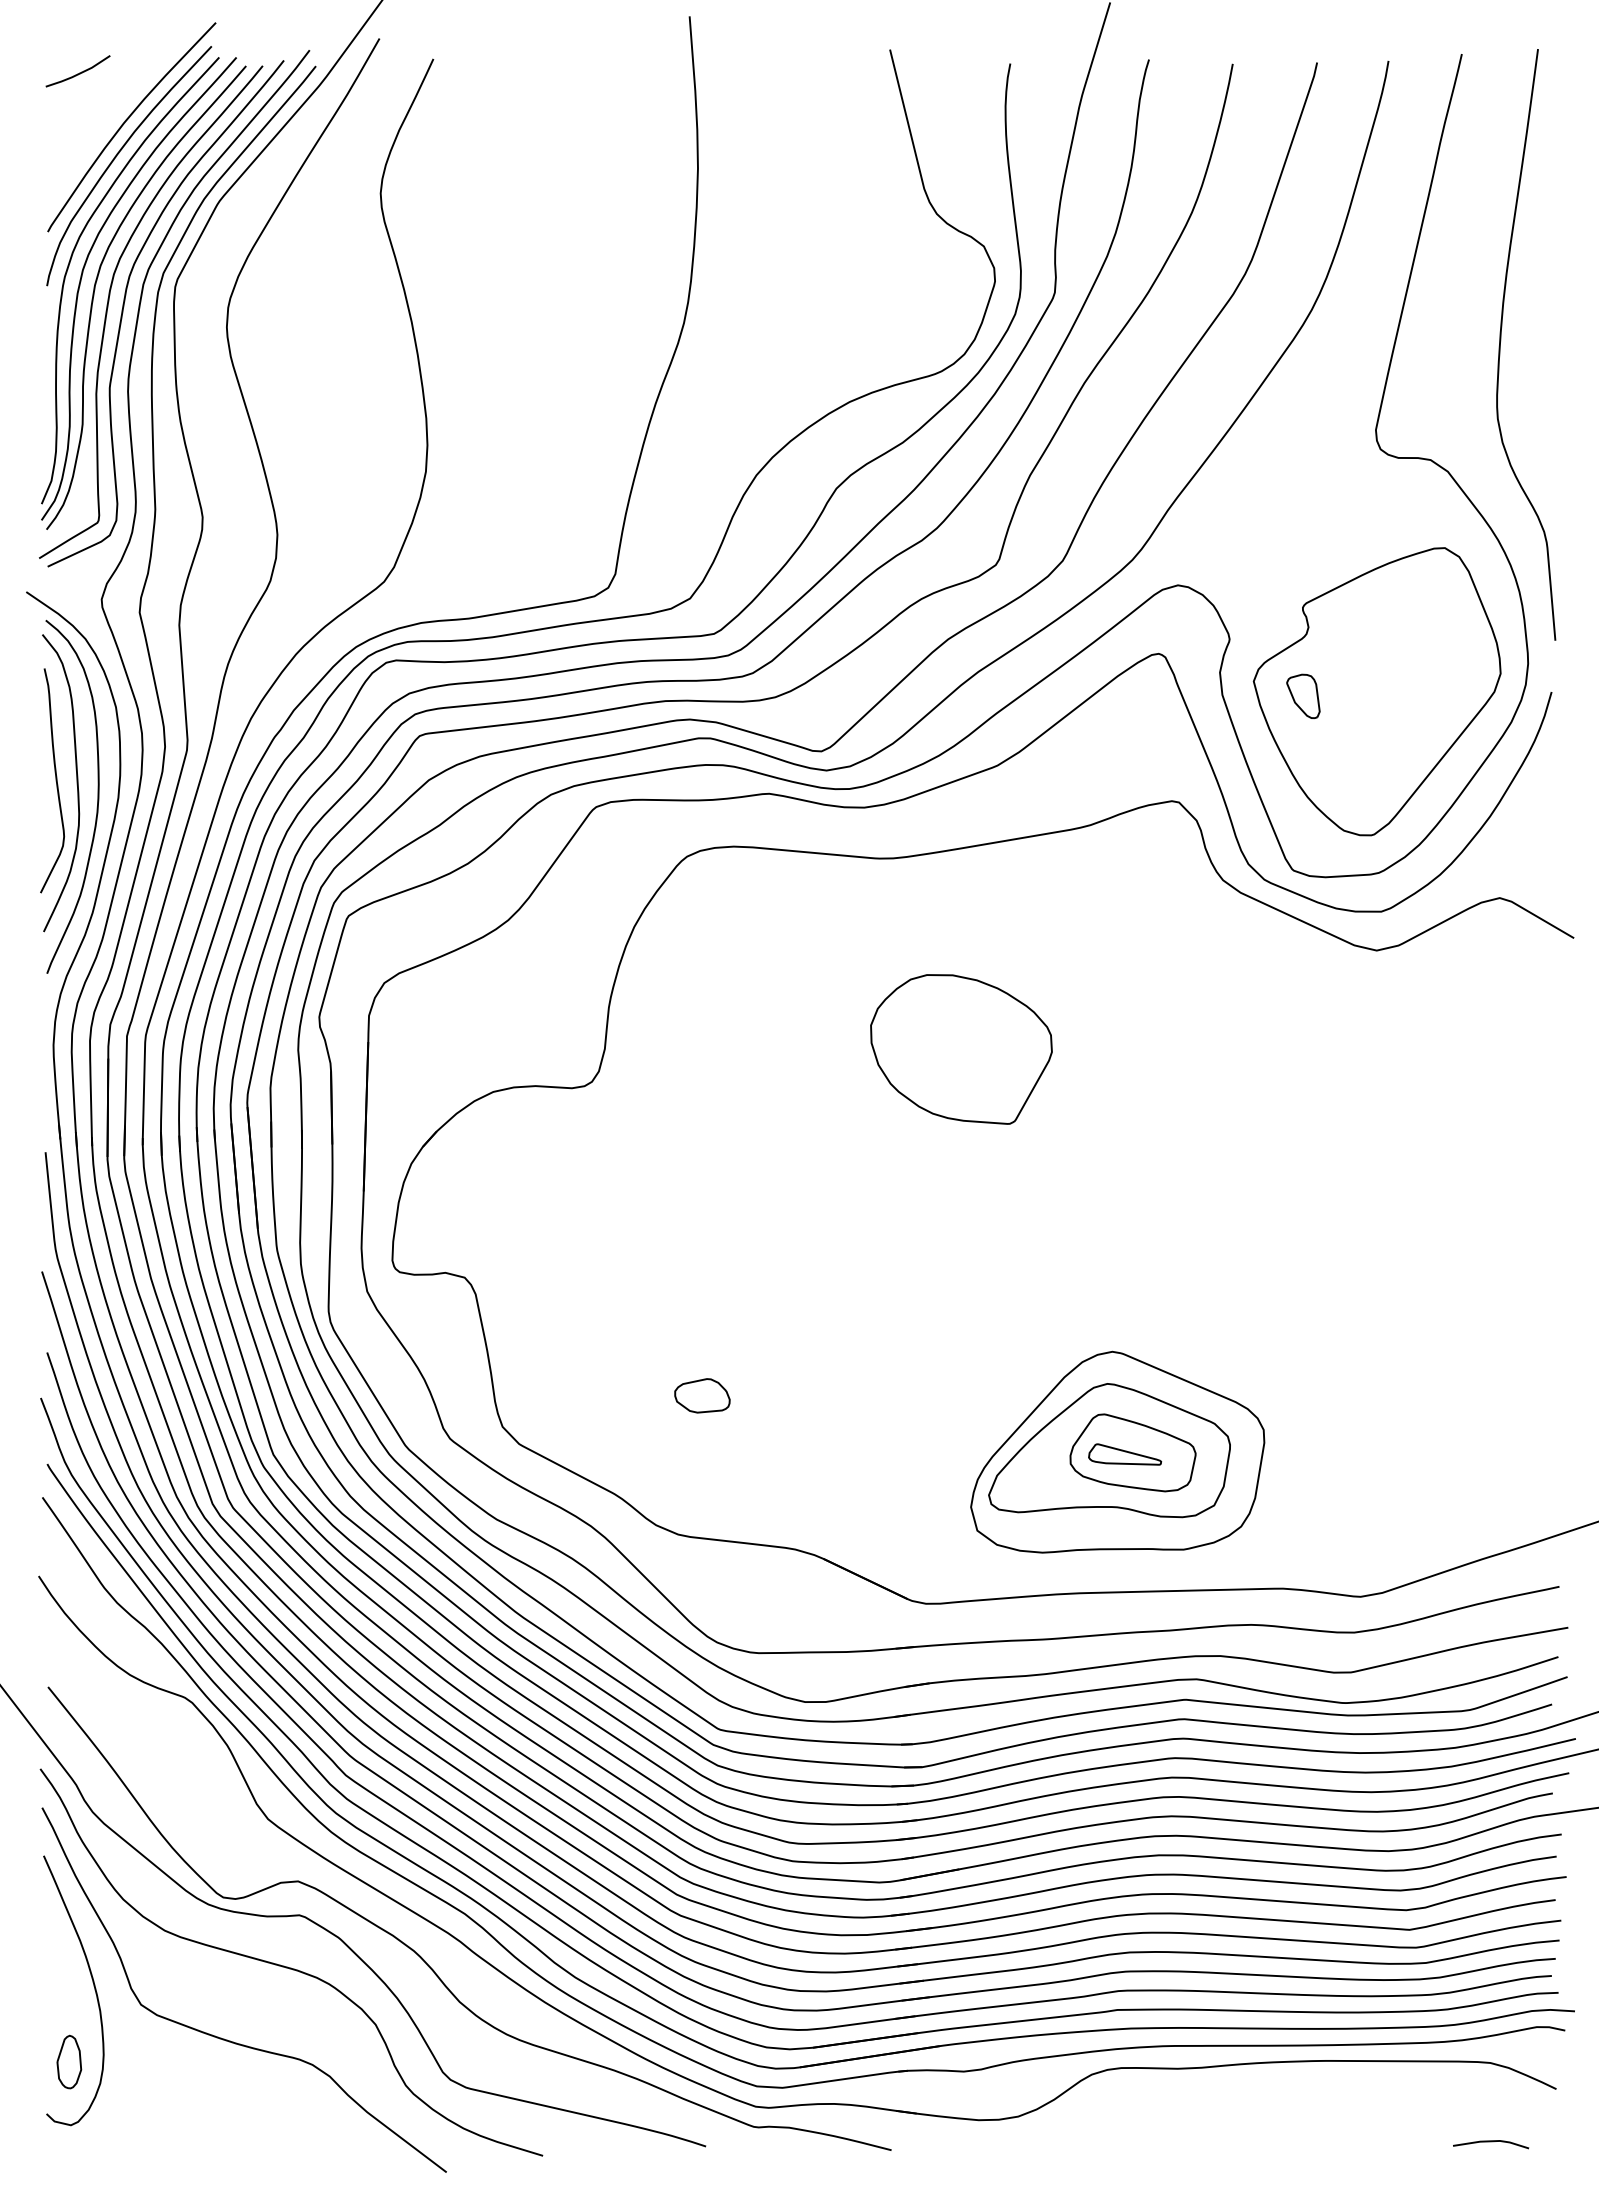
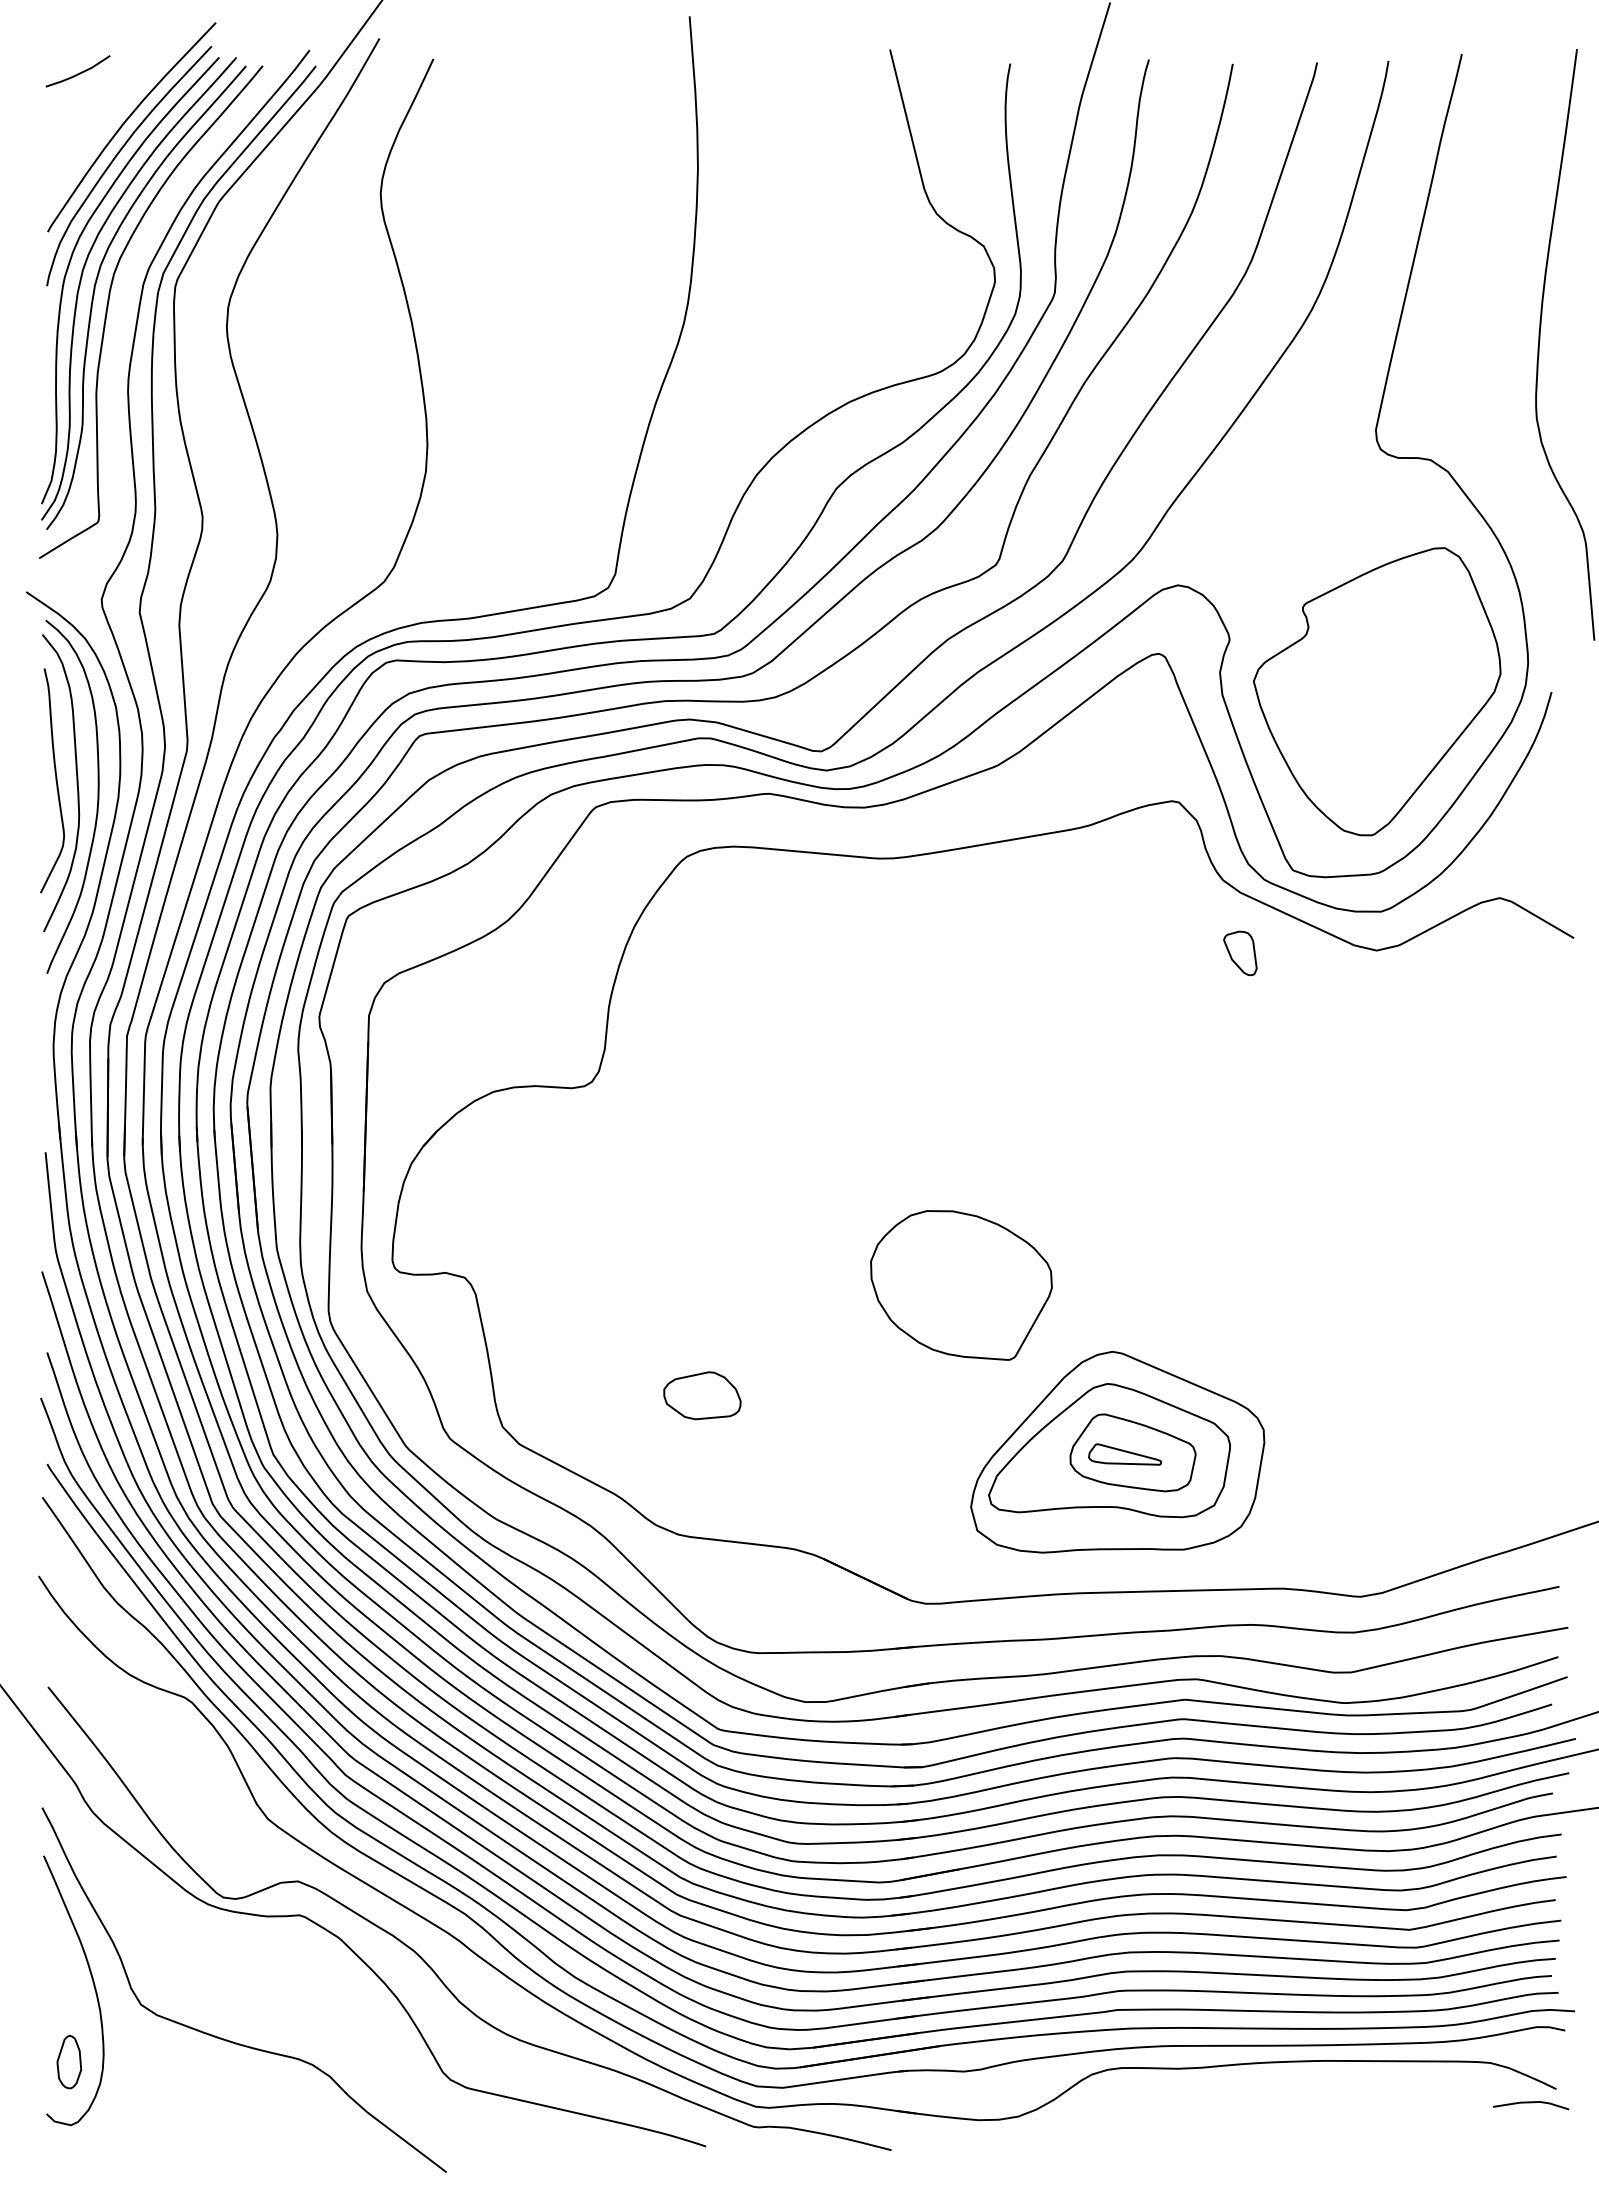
curve: present -> none (124, 306)
curve position: (1501, 341) -> (1540, 341) (1540, 341)
part position: (1303, 695) -> (1240, 952) (1240, 952)
part position: (961, 1049) -> (961, 1285) (961, 1285)
part size: 57x36 px -> 79x50 px (702, 1395)
curve: present -> none (291, 1967)
line position: (1491, 2142) -> (1531, 2103) (1531, 2103)
